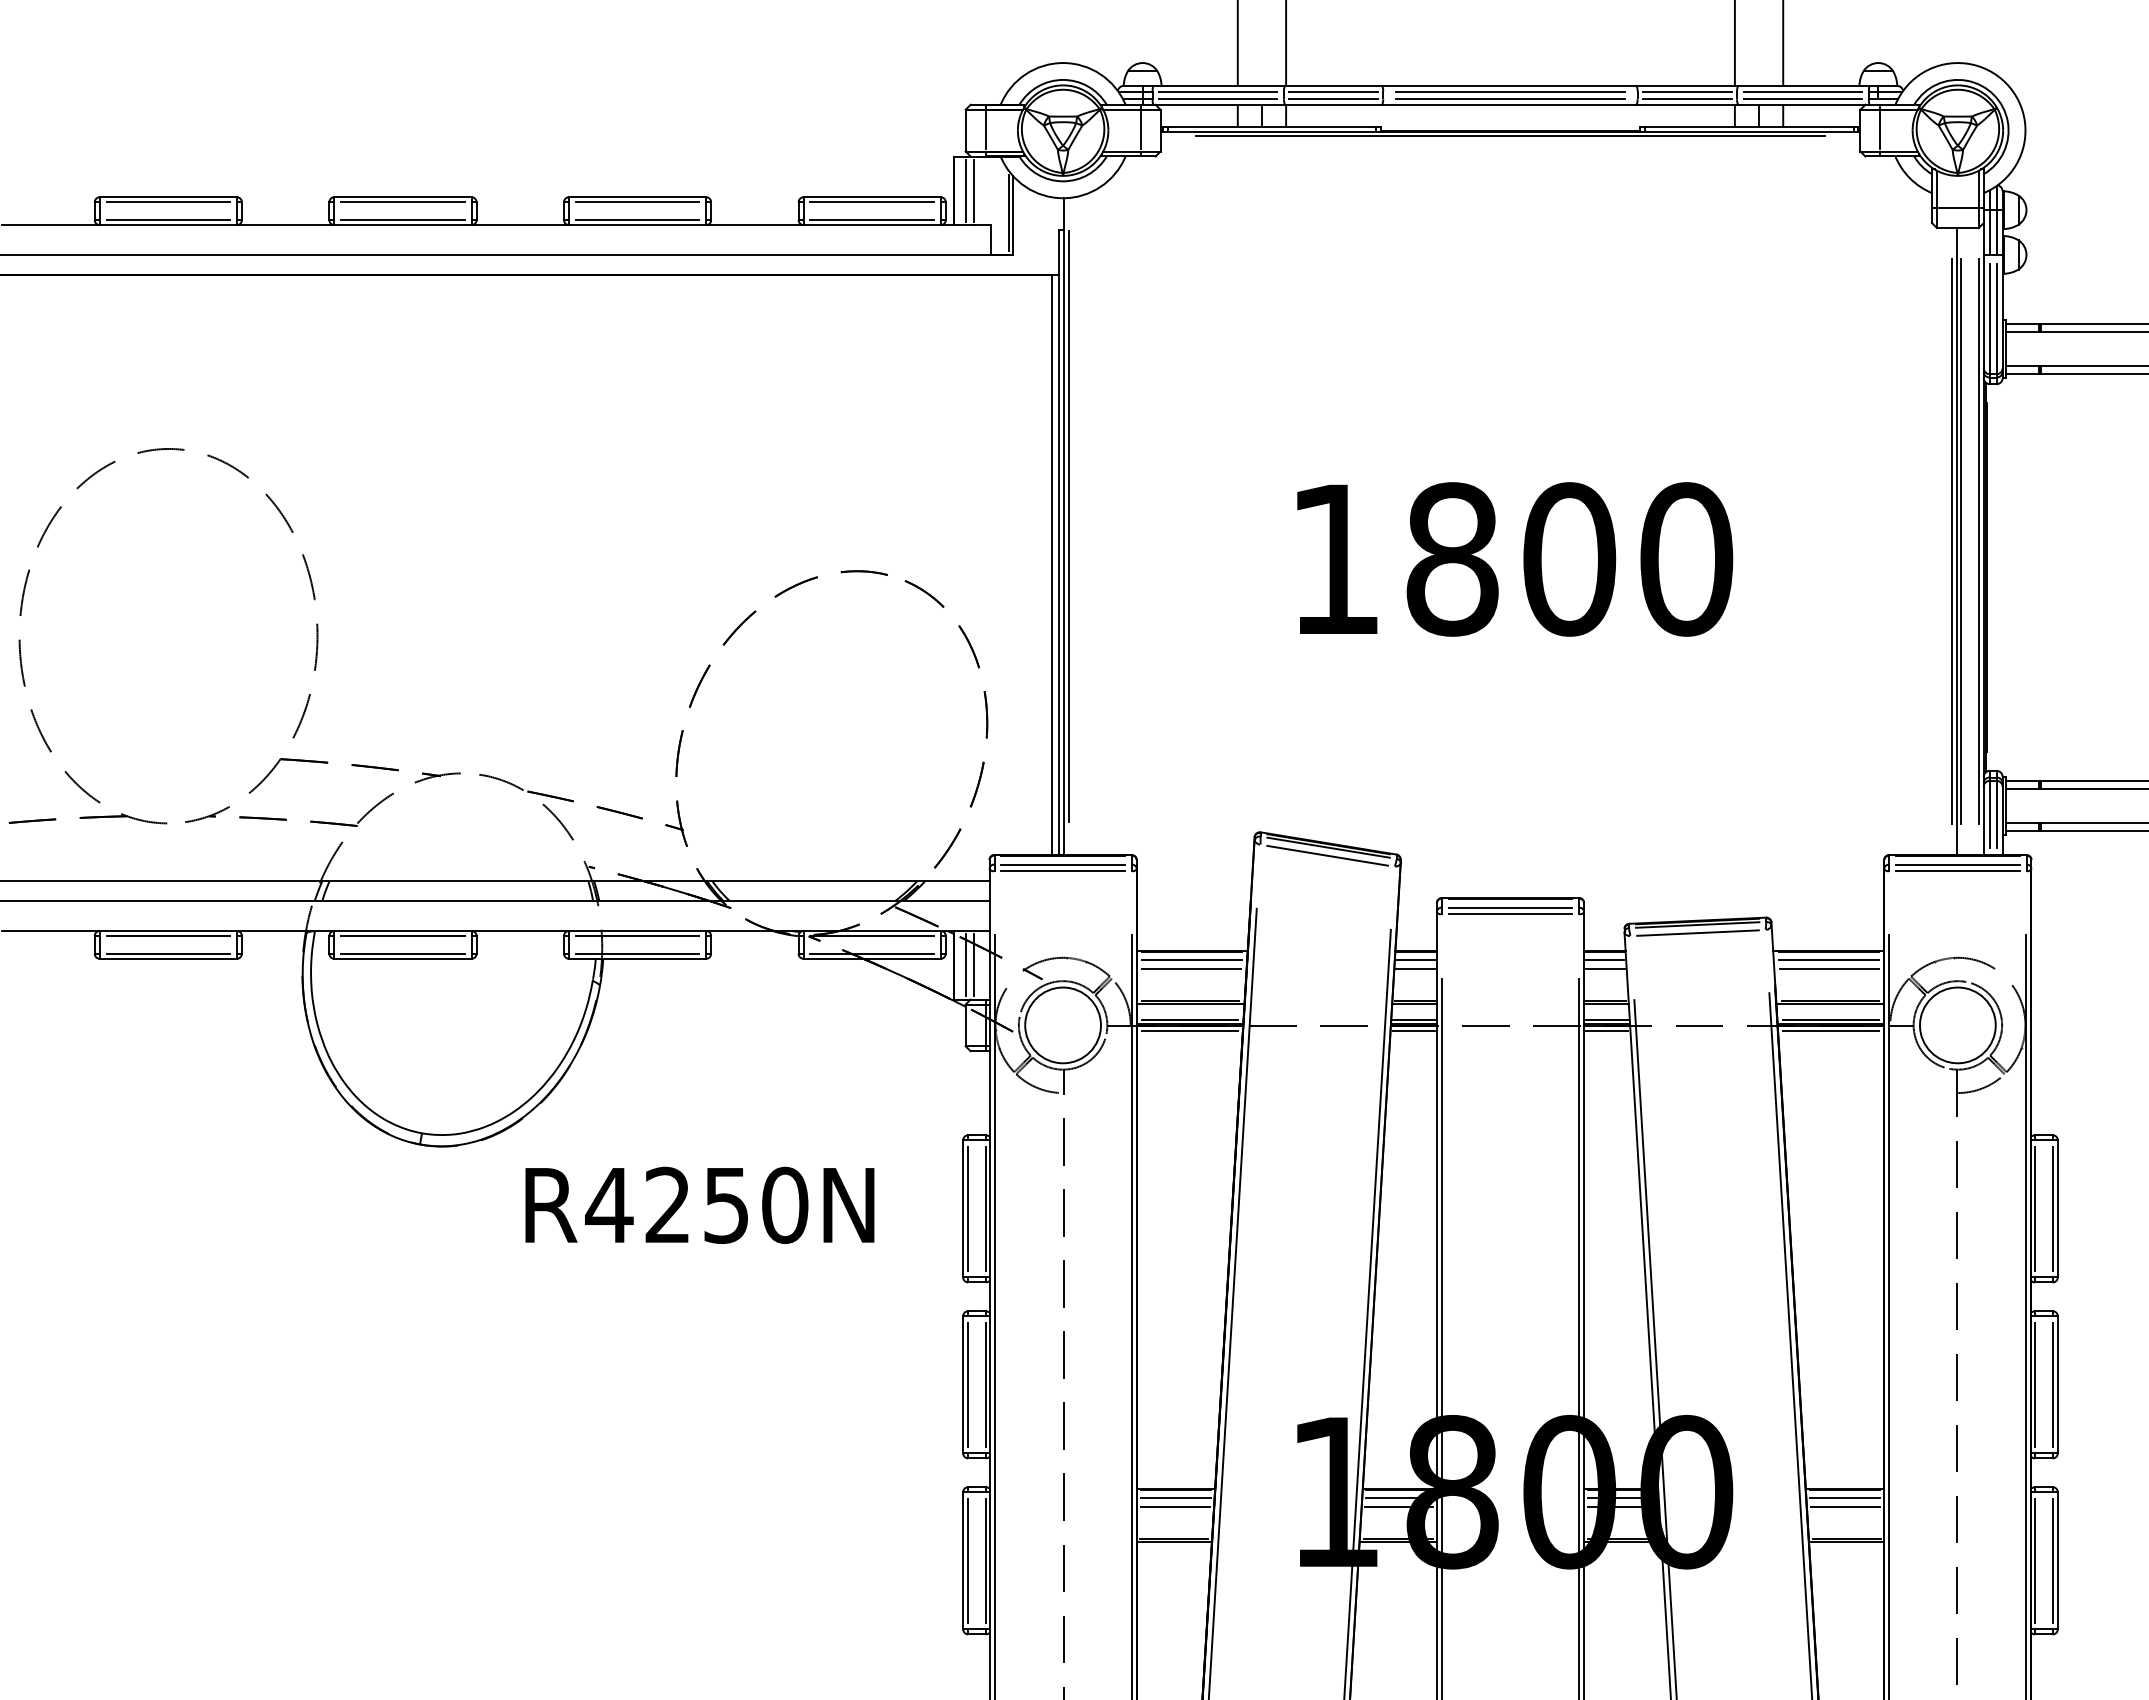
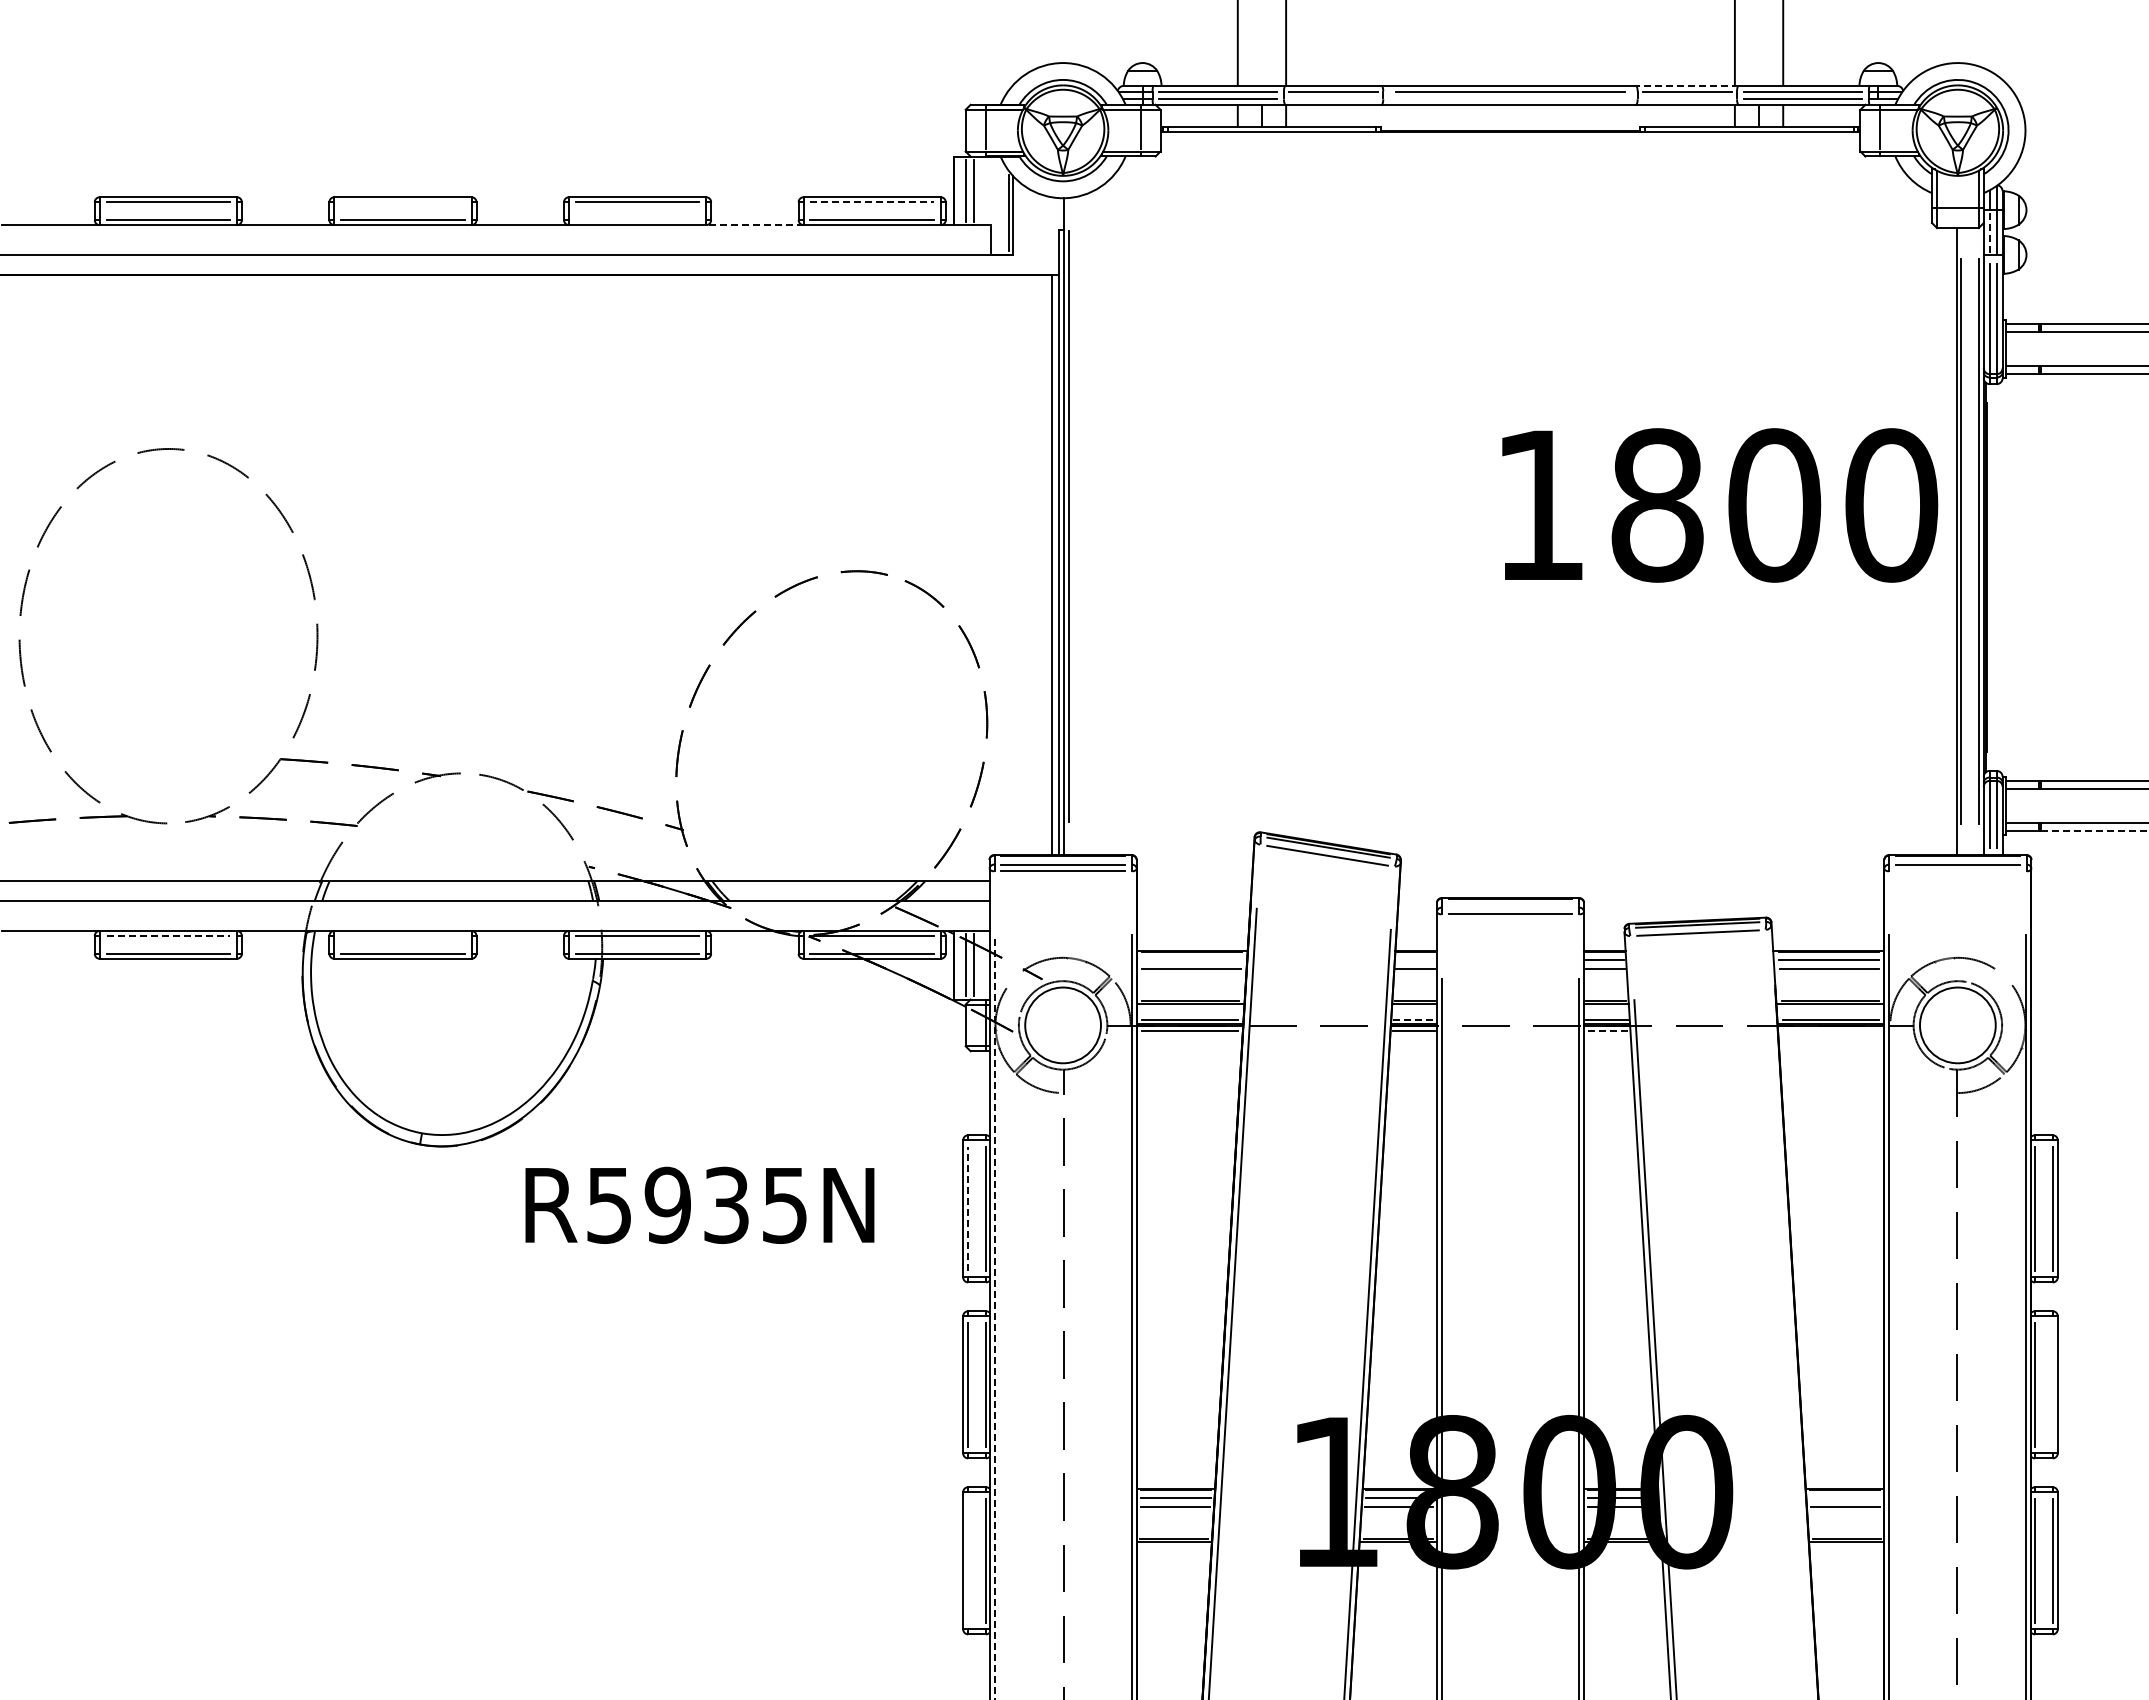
line: solid -> dashed (1686, 85)
line: present -> none (1333, 98)
line: present -> none (1510, 98)
line: present -> none (1687, 98)
line: present -> none (1510, 136)
line: present -> none (402, 202)
line: solid -> dashed (872, 202)
line: present -> none (637, 220)
line: solid -> dashed (754, 225)
line: solid -> dashed (1989, 232)
line: present -> none (1952, 541)
text position: (1515, 559) -> (1720, 505) (1720, 505)
line: solid -> dashed (2095, 831)
line: present -> none (1957, 871)
line: present -> none (1510, 907)
line: solid -> dashed (168, 935)
line: present -> none (402, 935)
line: present -> none (1191, 960)
line: present -> none (1415, 960)
line: solid -> dashed (1414, 1019)
line: solid -> dashed (1607, 1030)
line: present -> none (1831, 1030)
text: R4250N -> R5935N (696, 1204)
line: solid -> dashed (968, 1208)
line: solid -> dashed (994, 1317)
line: present -> none (1790, 1344)
line: present -> none (2052, 1384)
line: present -> none (1845, 1498)
line: present -> none (968, 1560)
